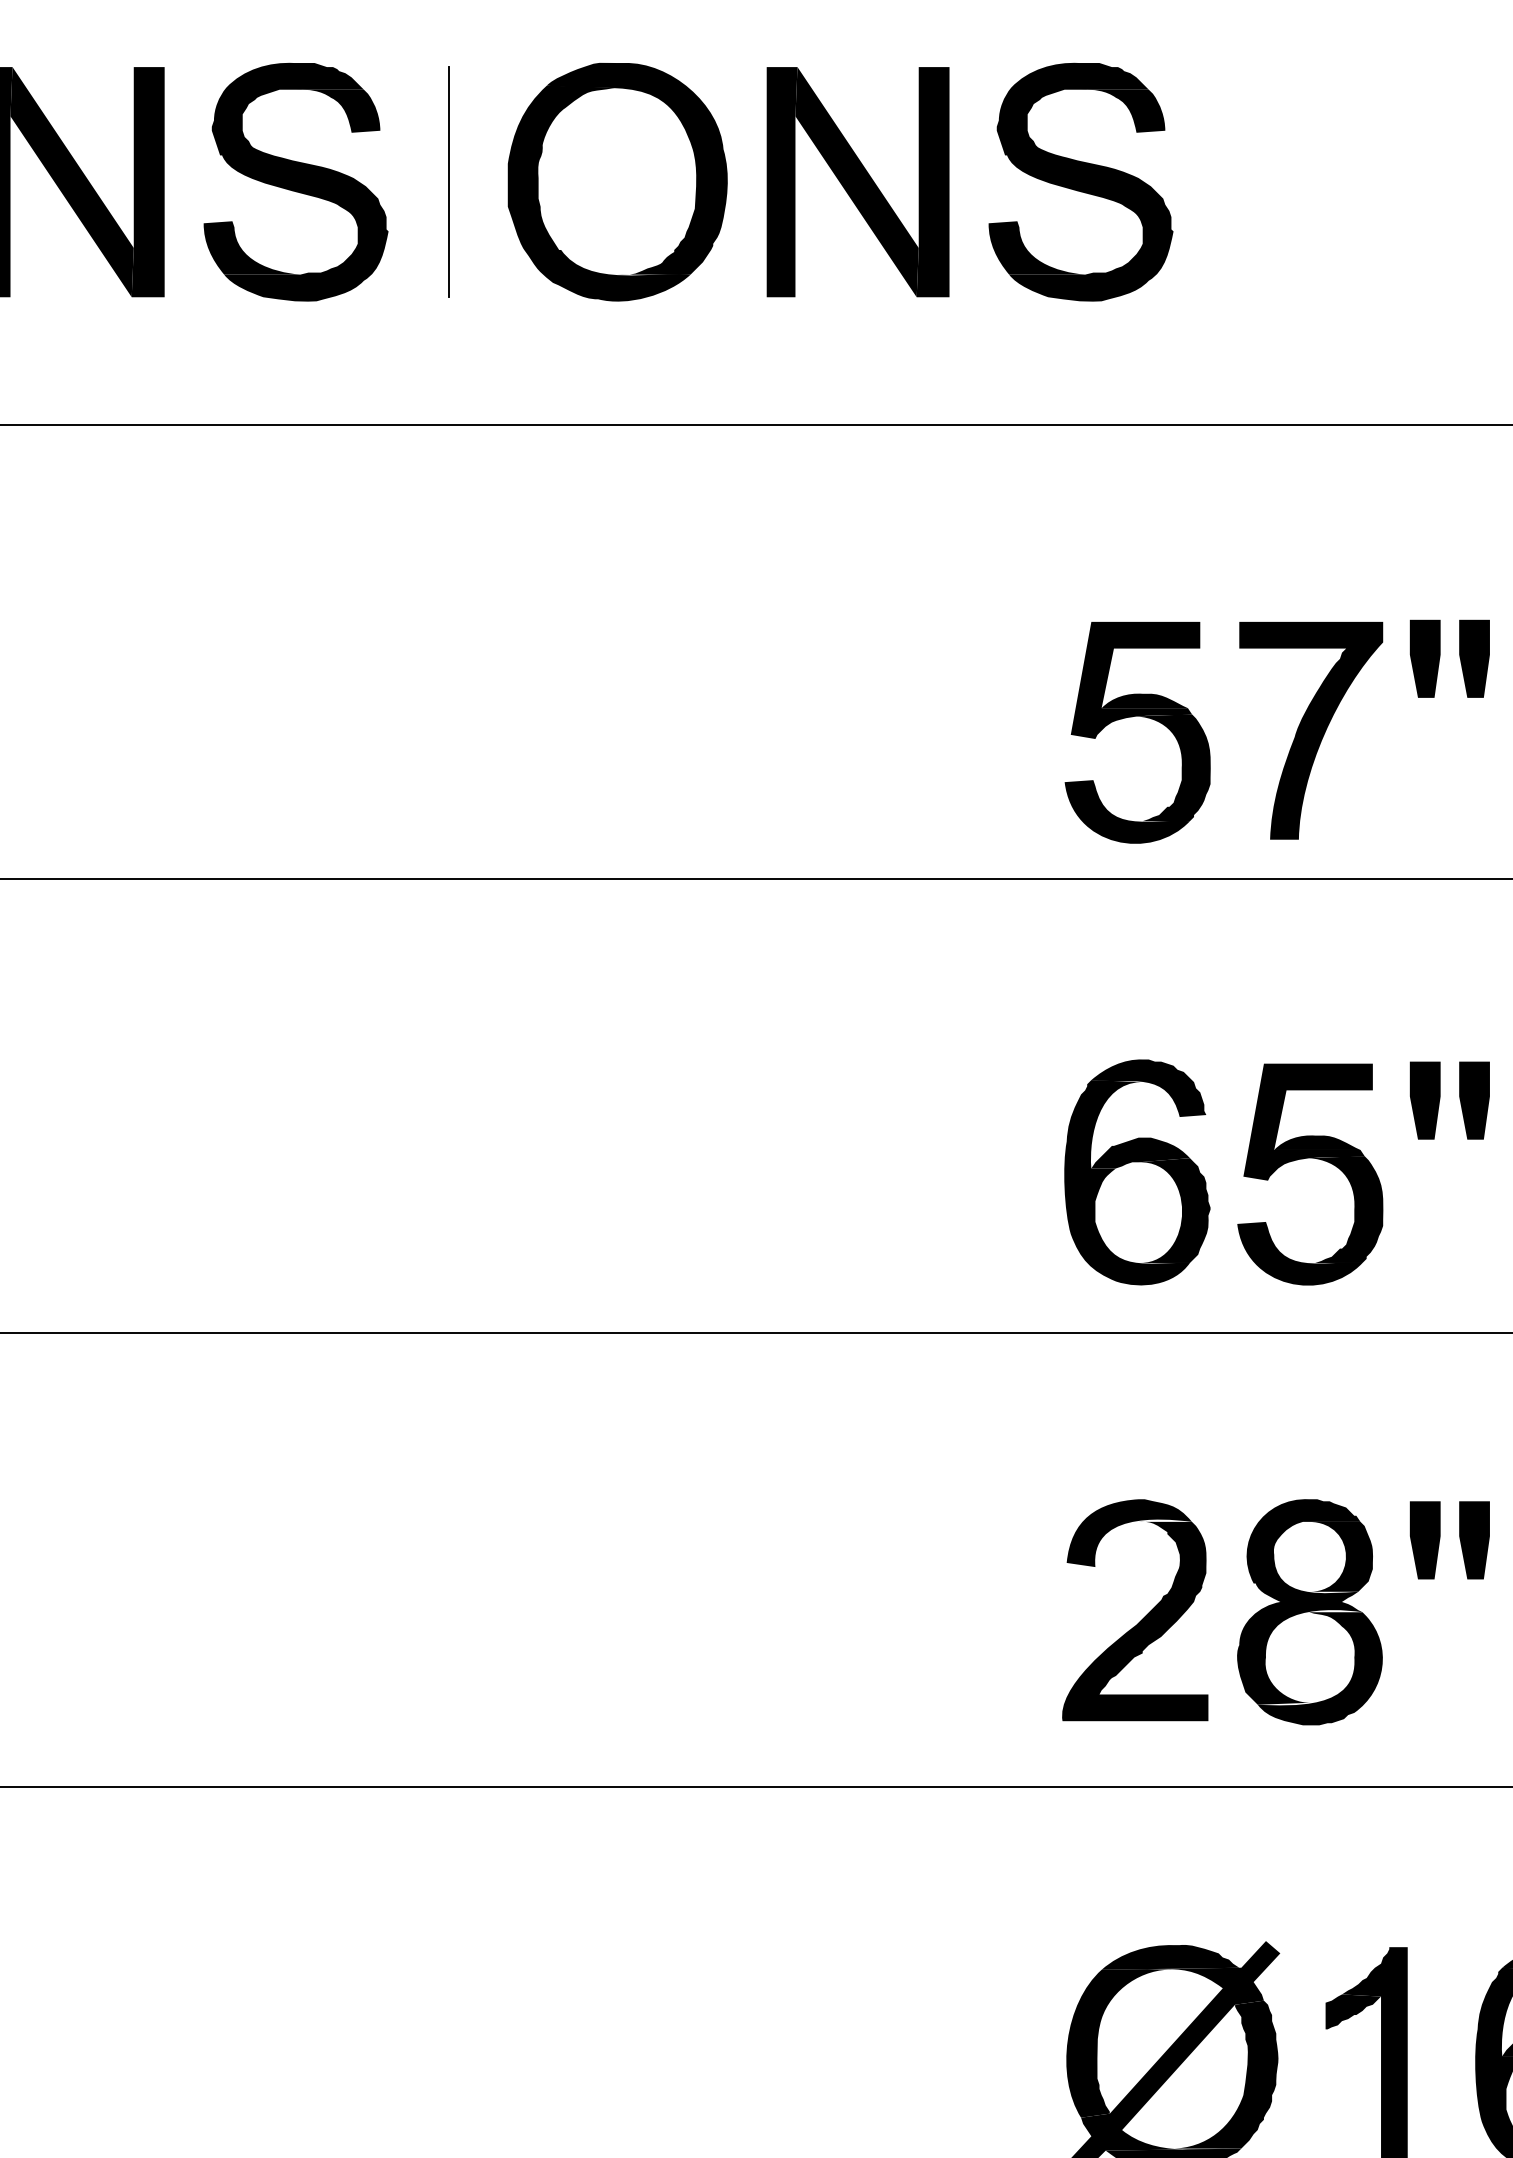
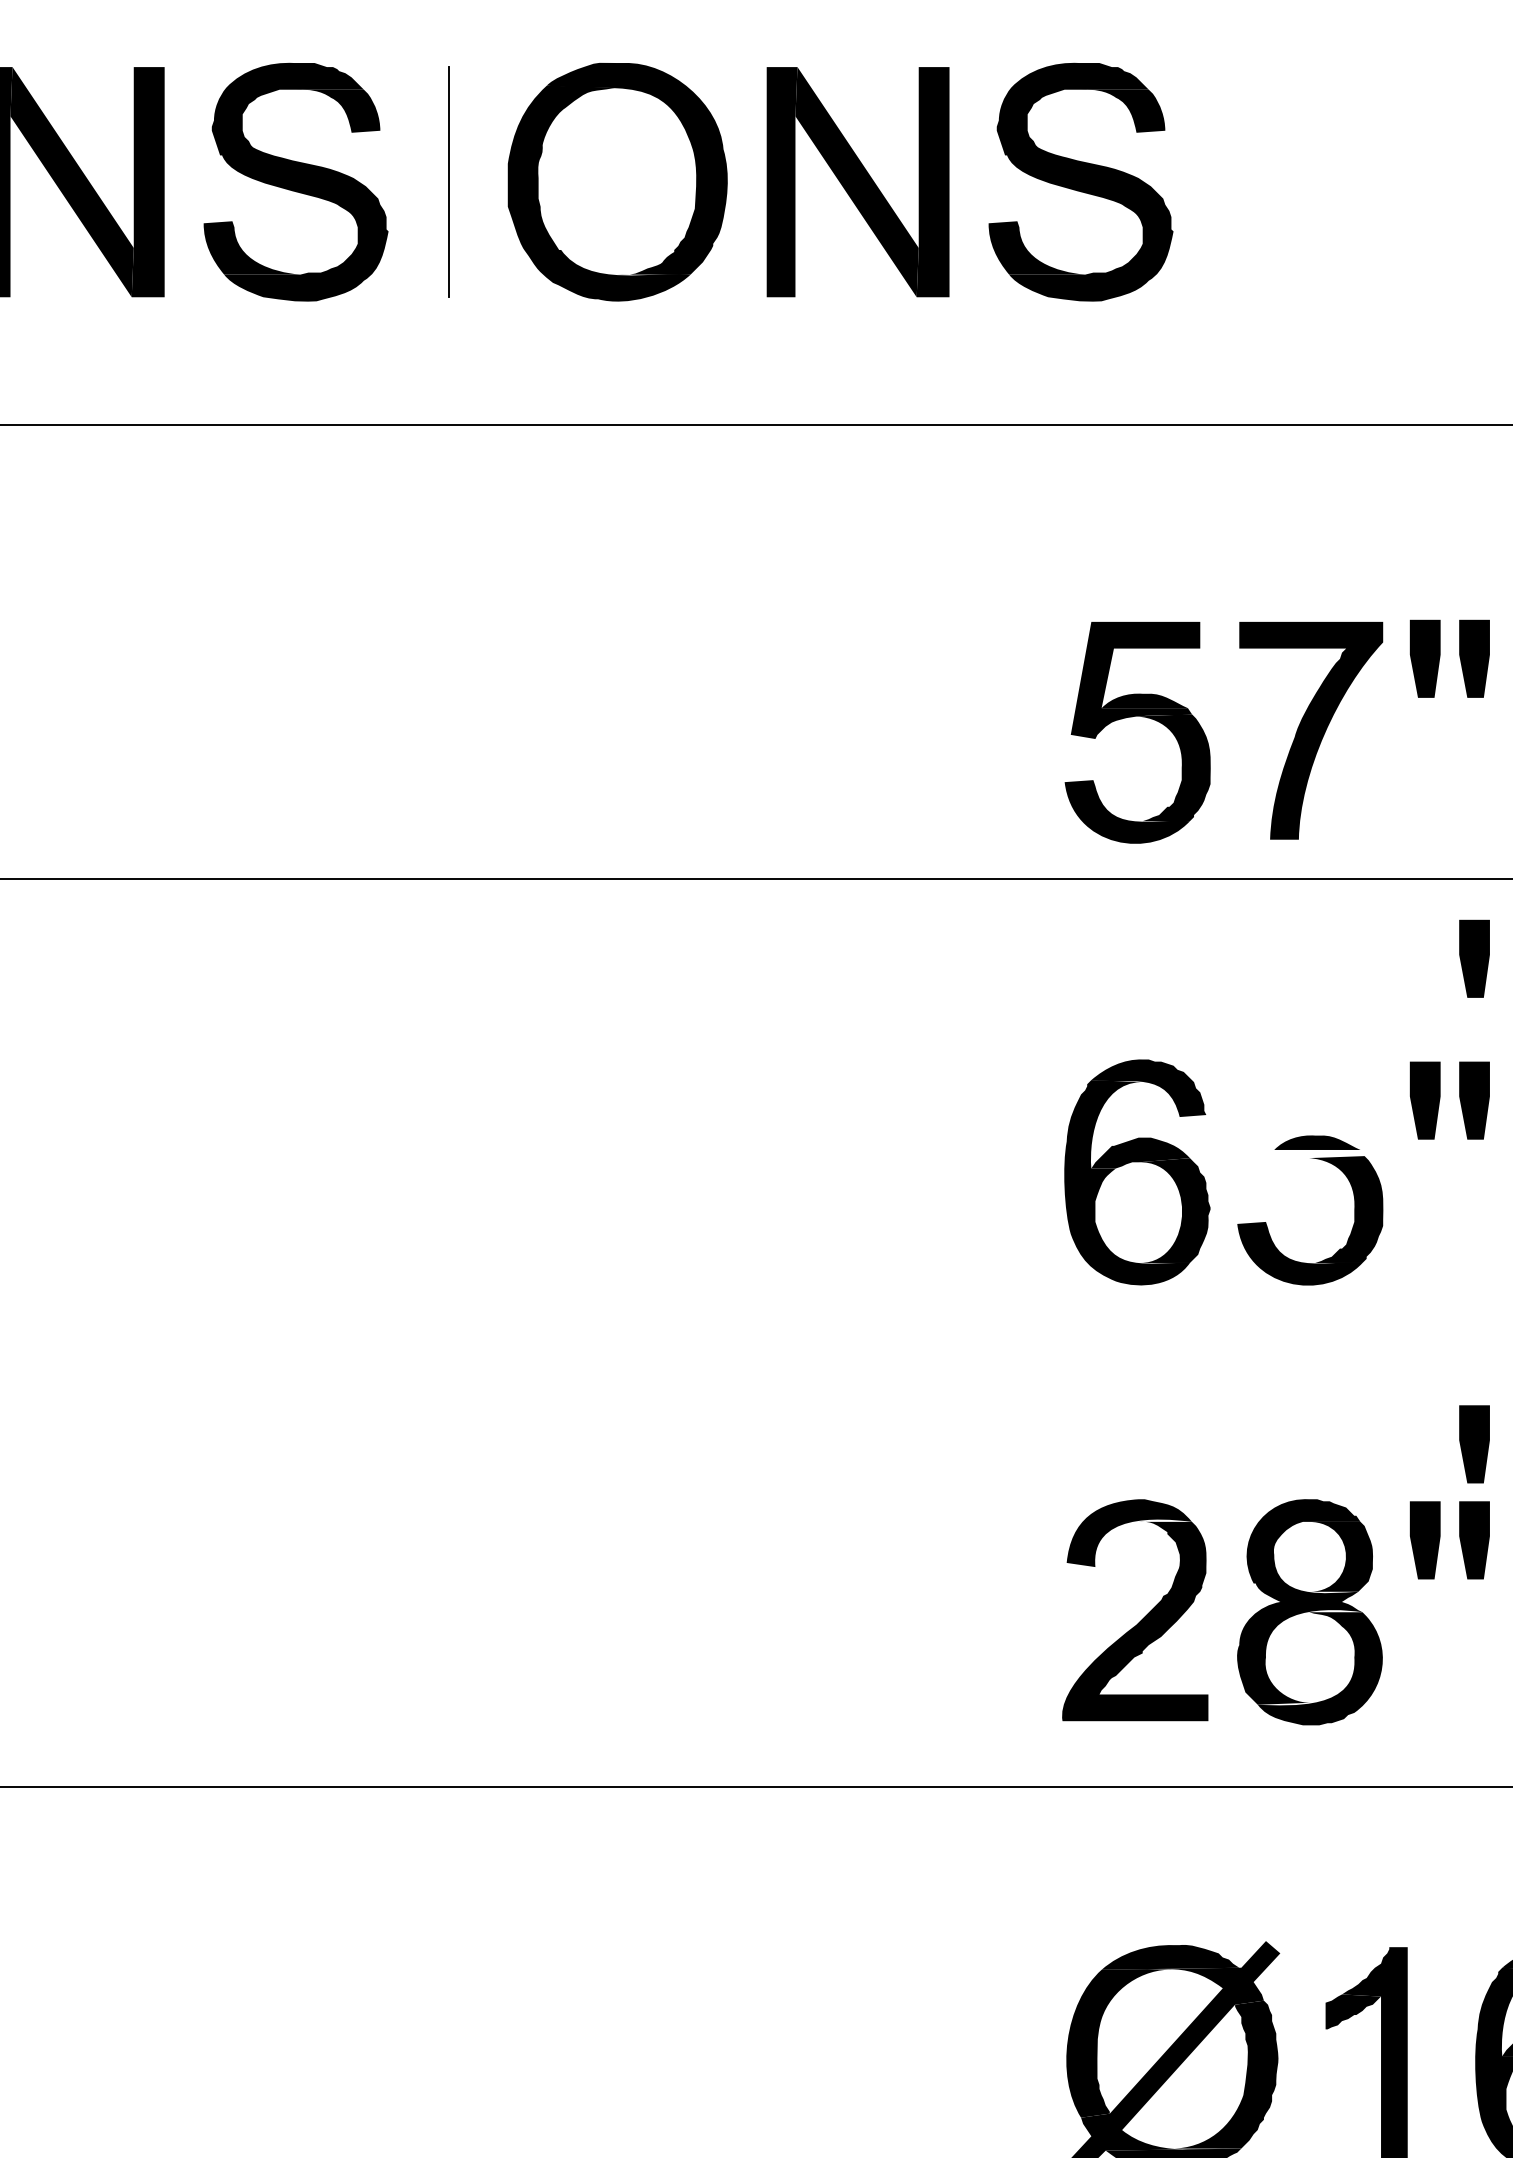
part: none -> present (1474, 958)
fill: present -> none (1307, 1121)
line: present -> none (755, 1332)
part: none -> present (1474, 1444)
